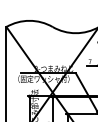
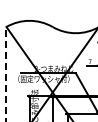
line: solid -> dashed (6, 73)
